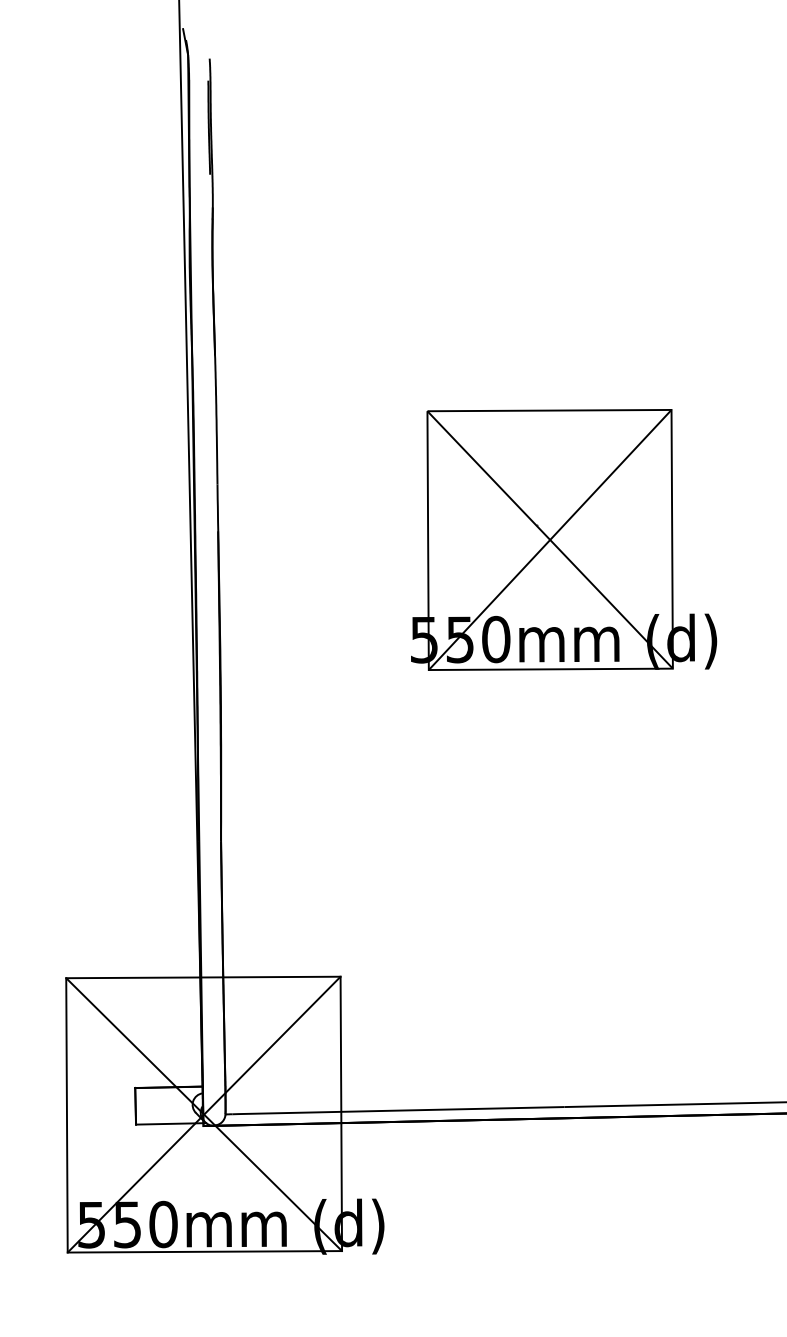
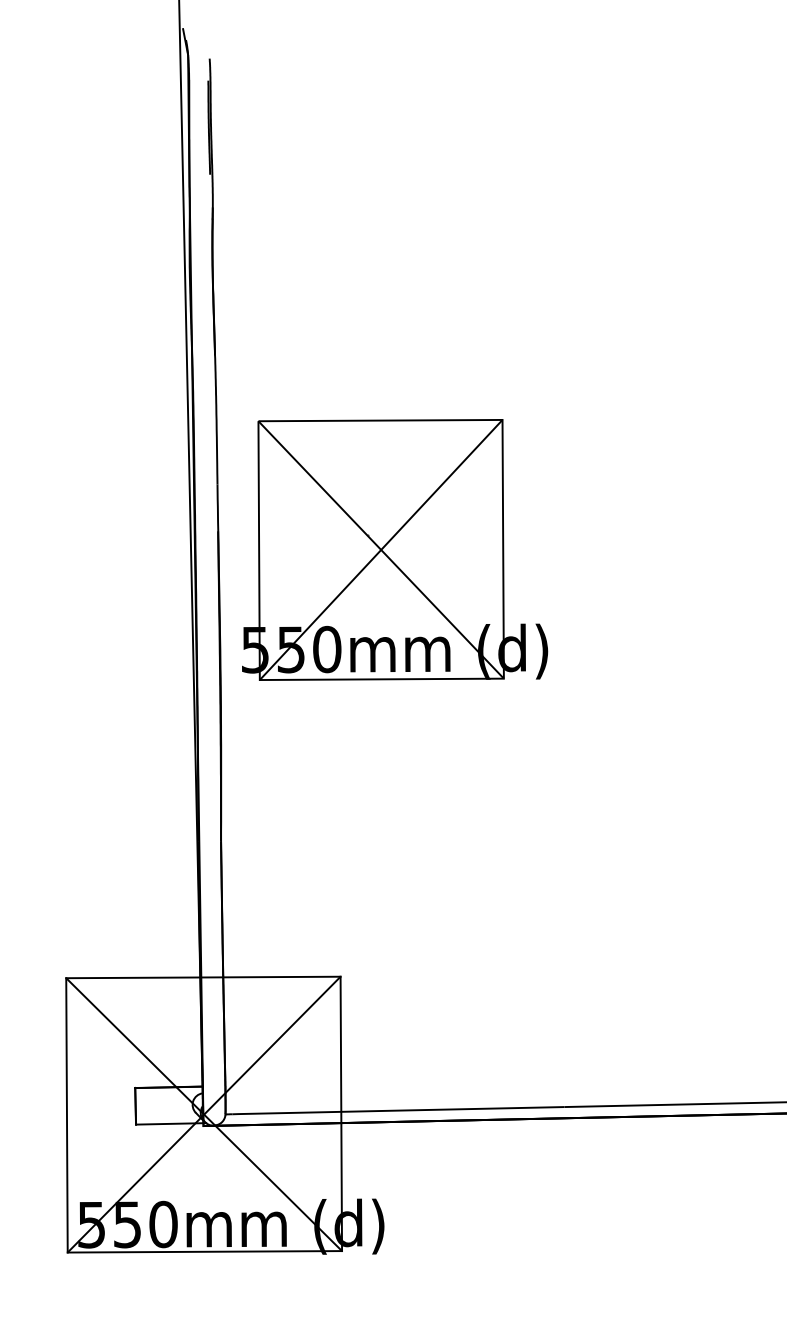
part position: (564, 539) -> (395, 549) (395, 549)
